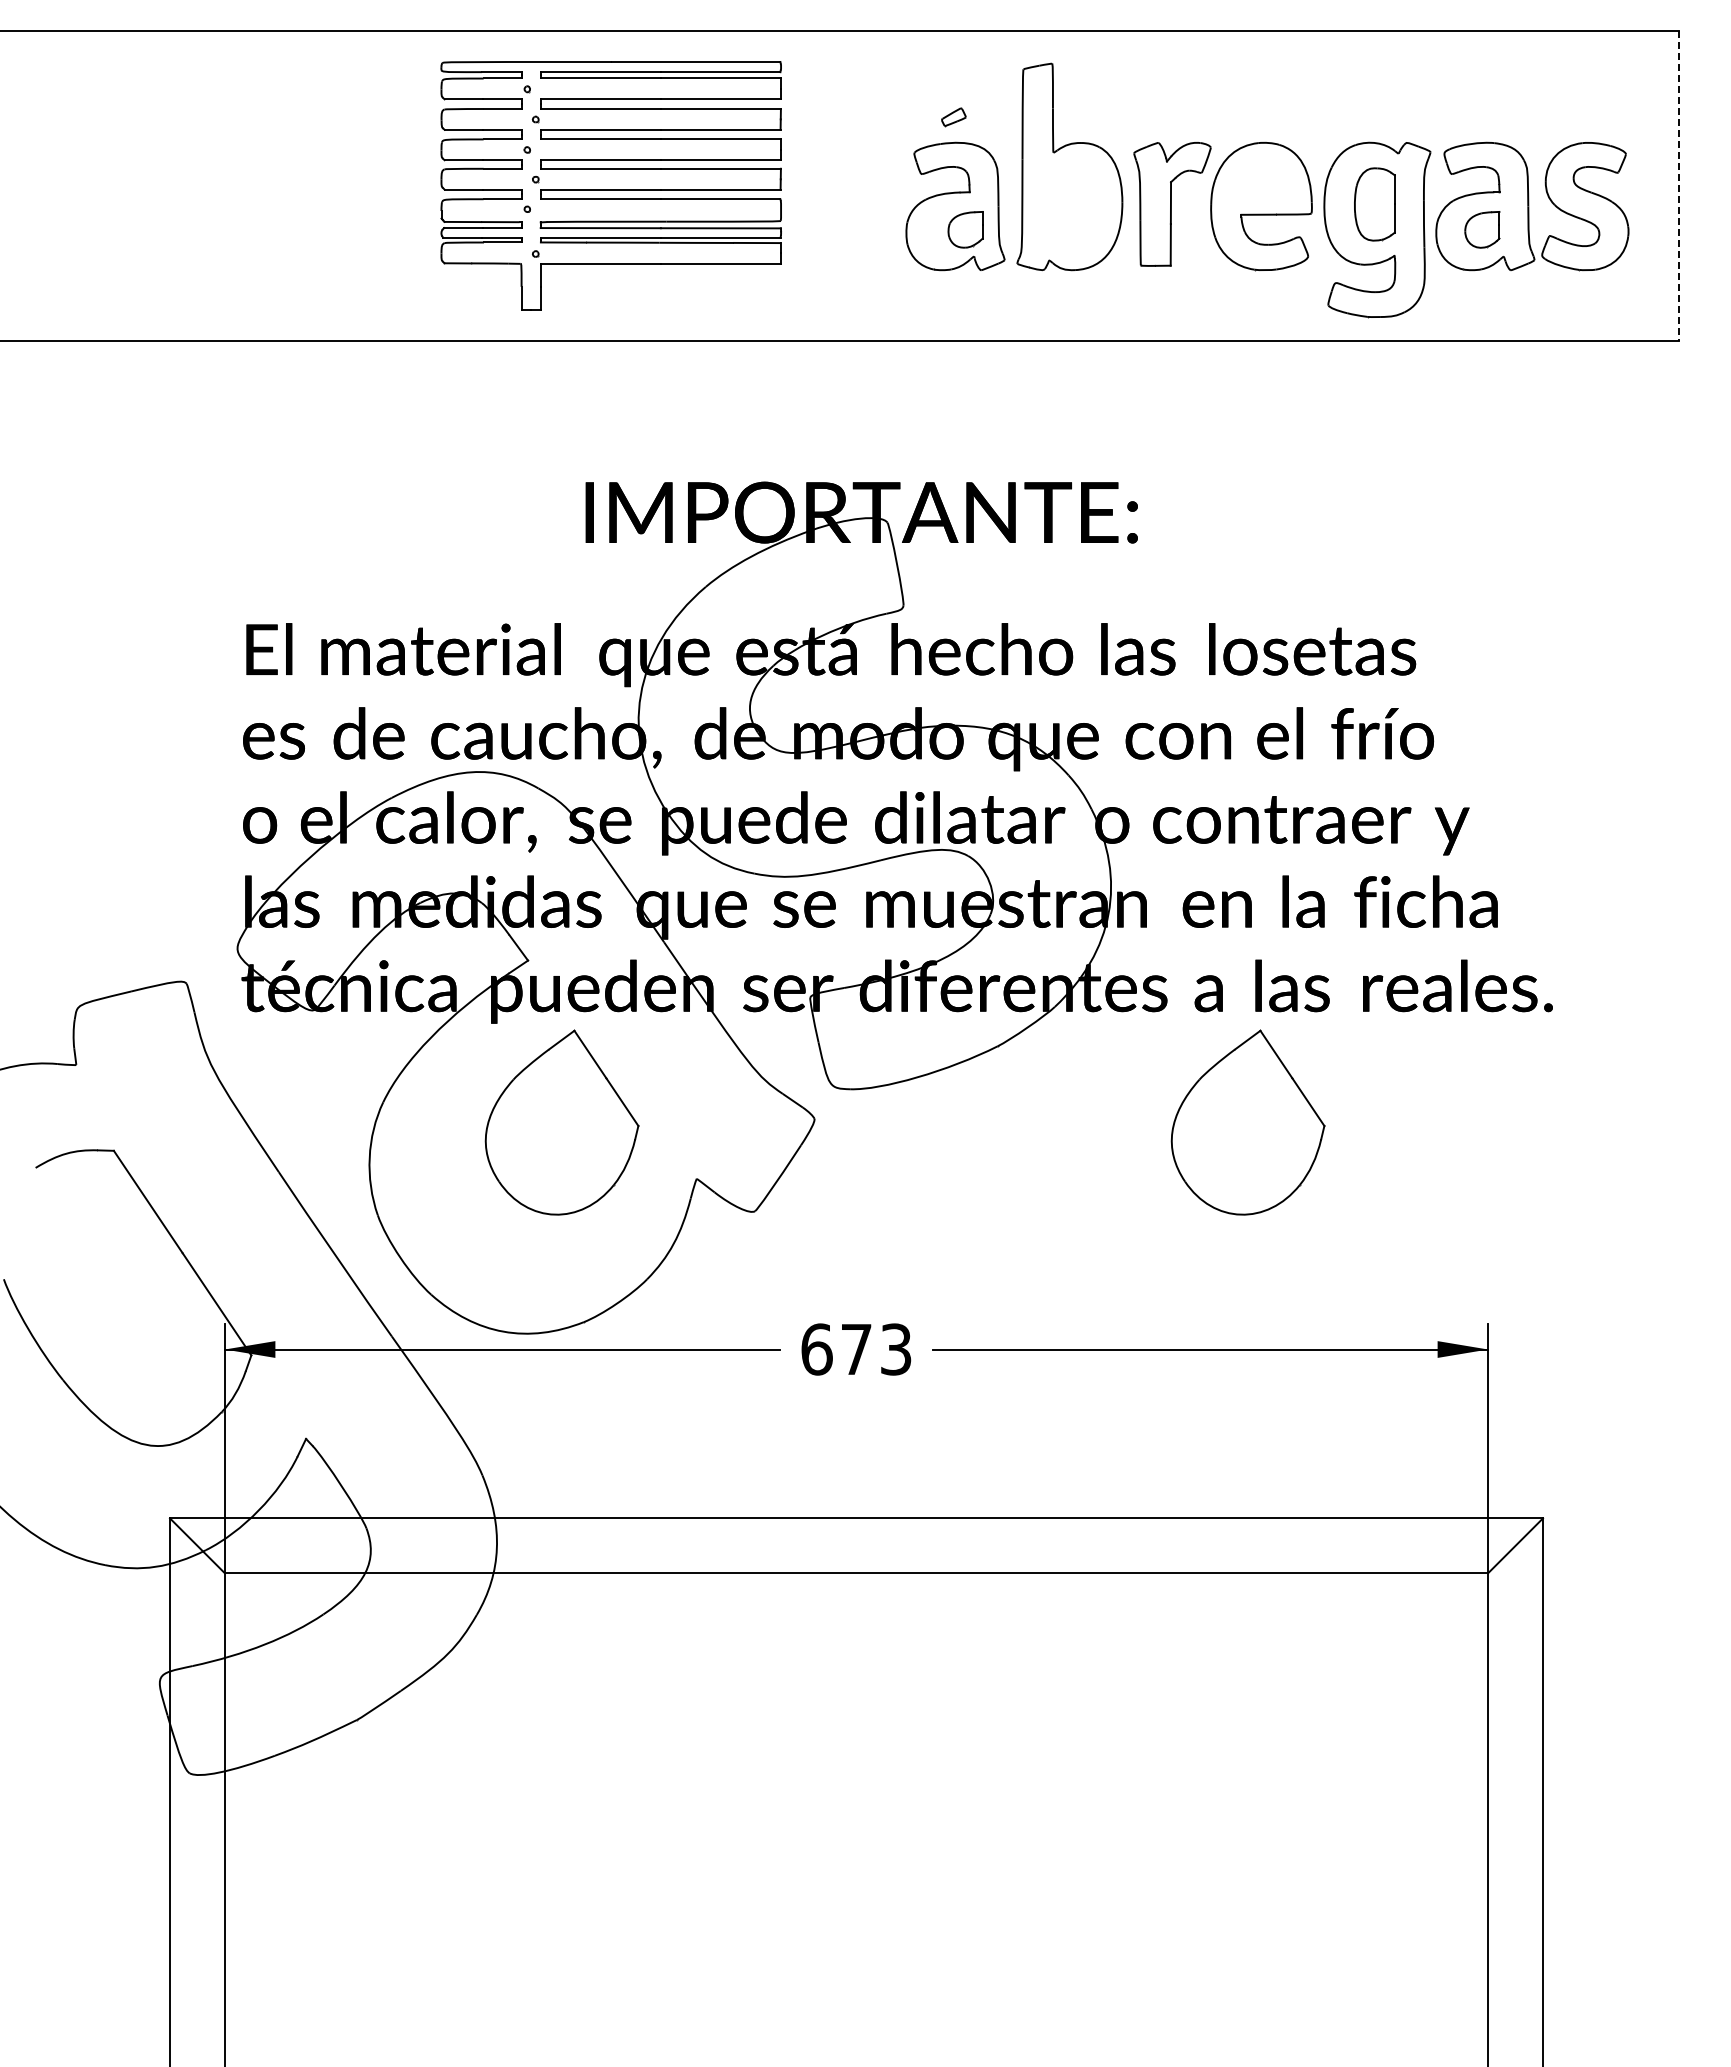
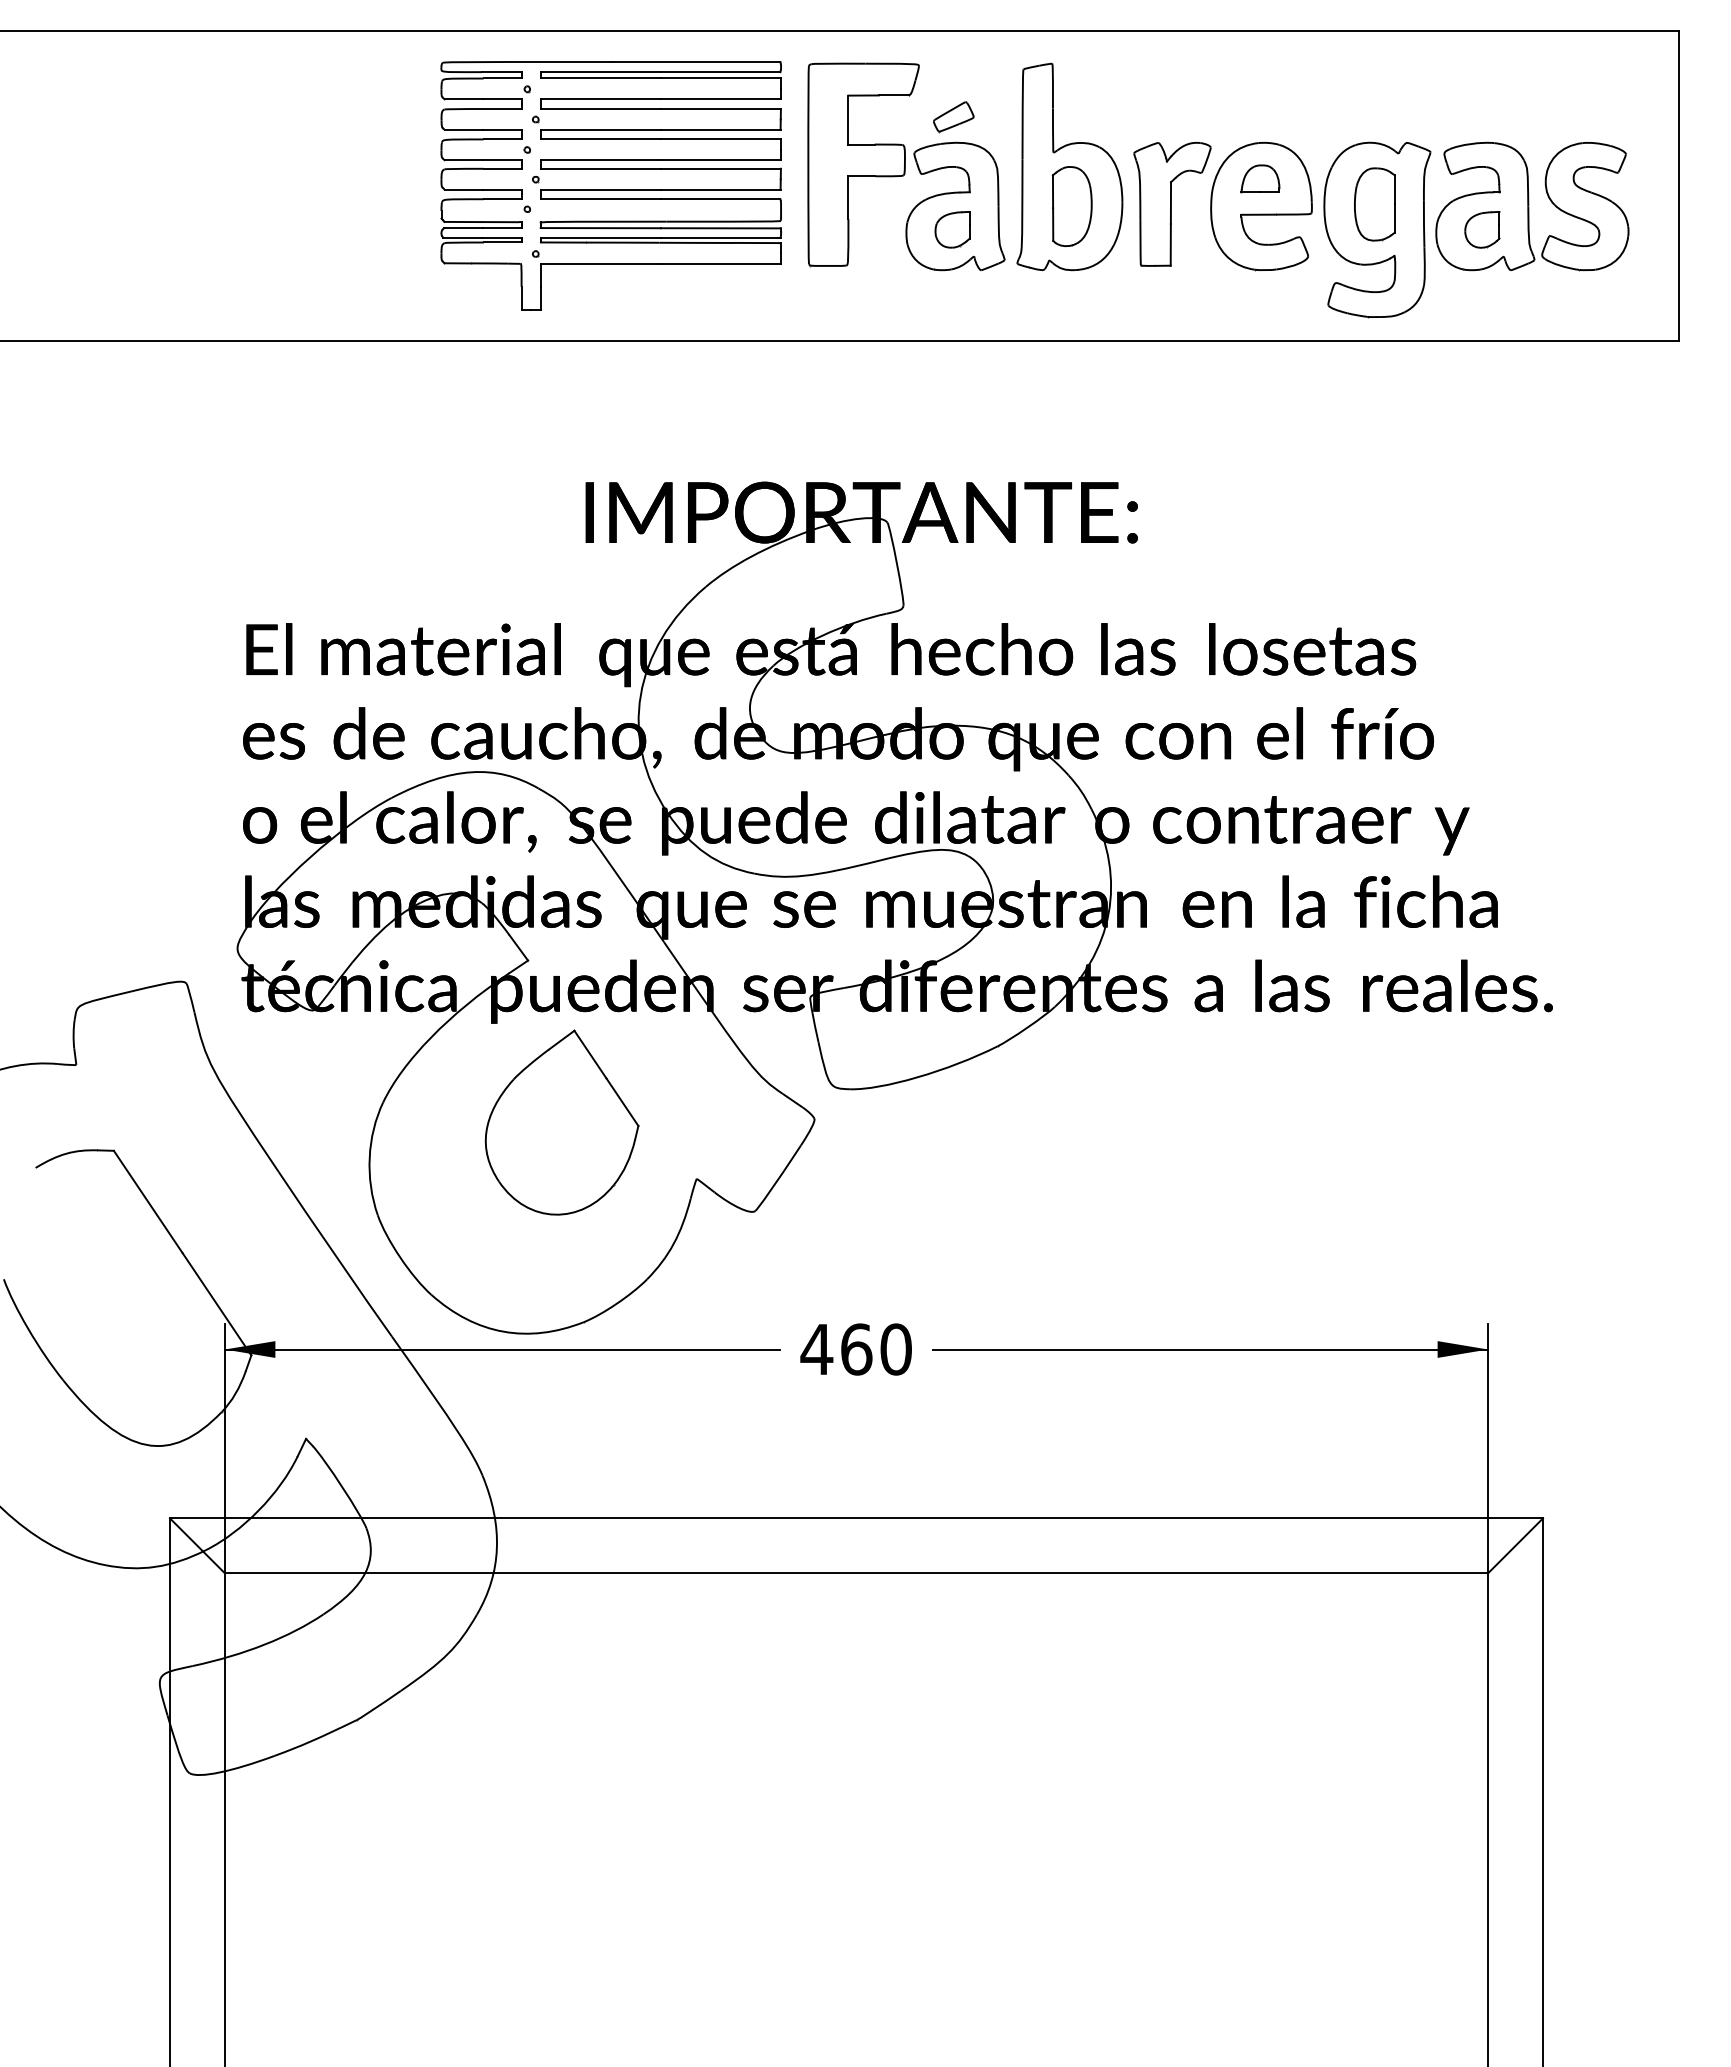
part size: 26x21 px -> 42x33 px (953, 117)
part: none -> present (863, 164)
part: none -> present (1260, 178)
line: dashed -> solid (1679, 186)
part: none -> present (1071, 206)
part position: (965, 229) -> (952, 229) (952, 229)
part: present -> none (1247, 1122)
text: 673 -> 460 (855, 1349)
